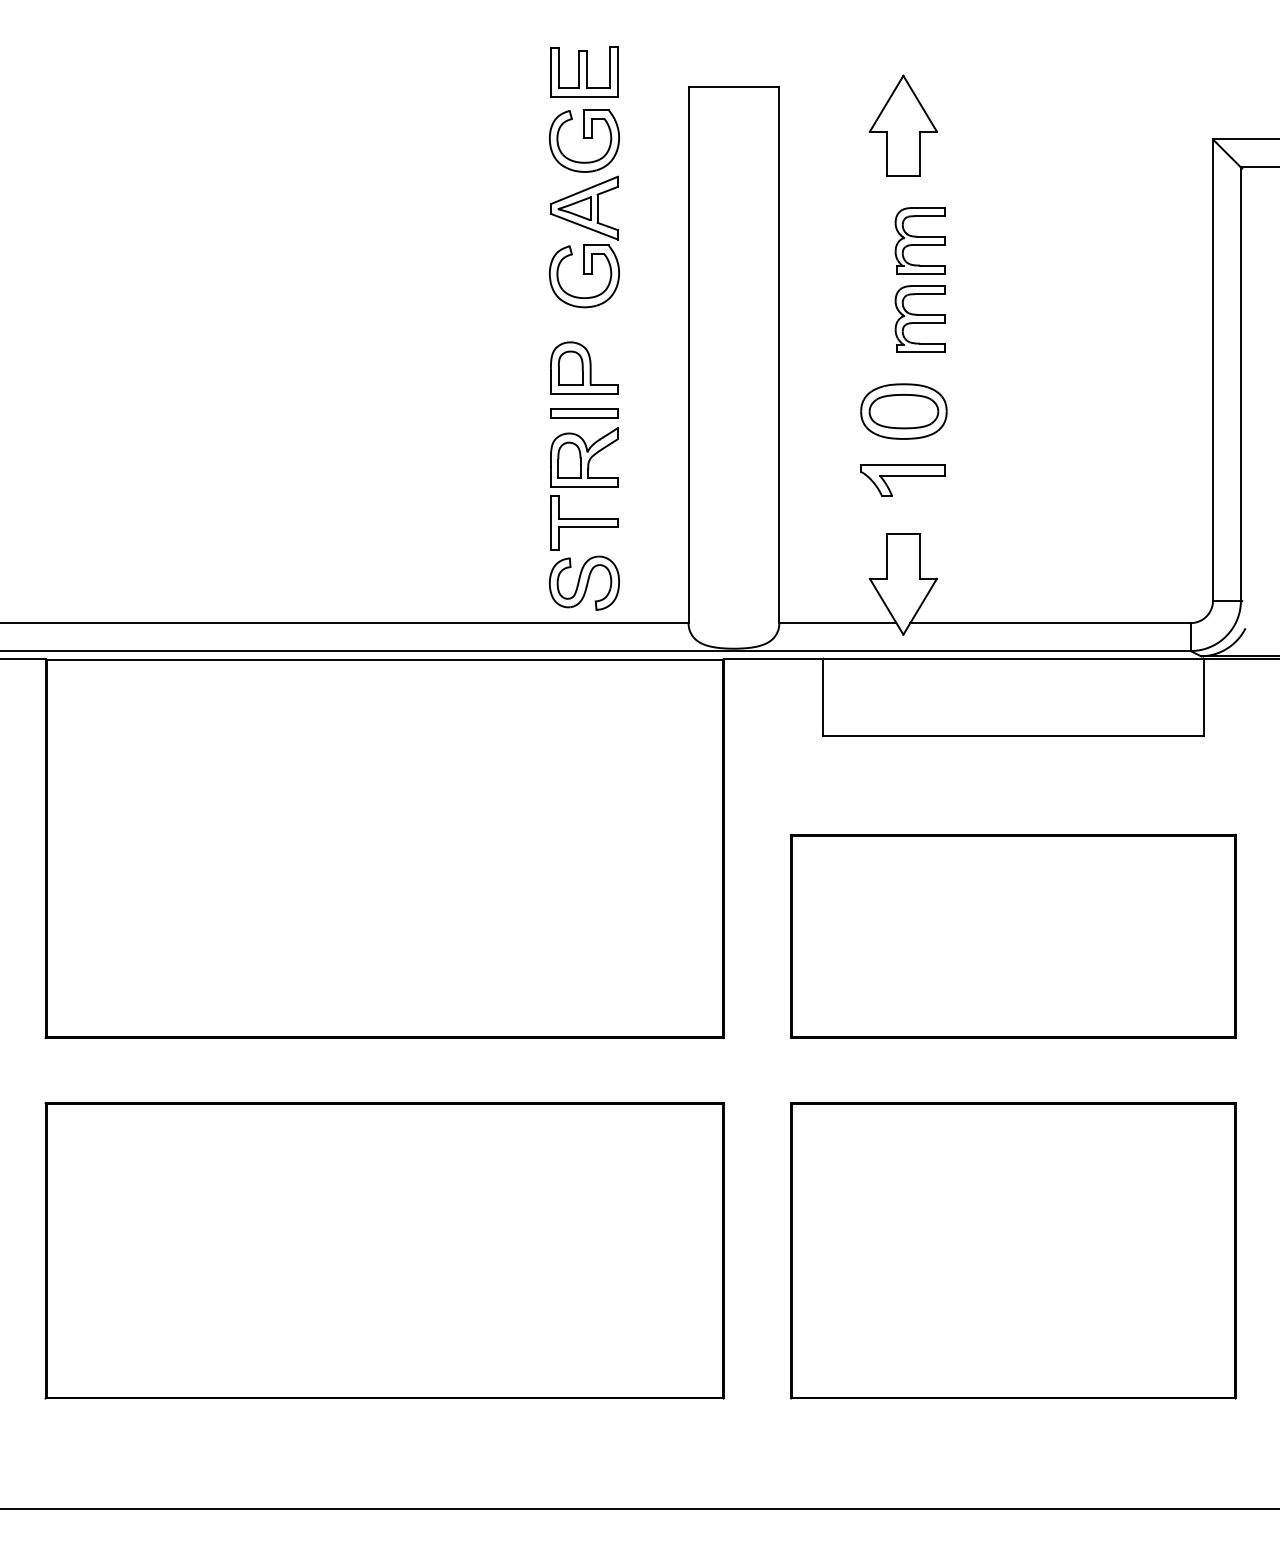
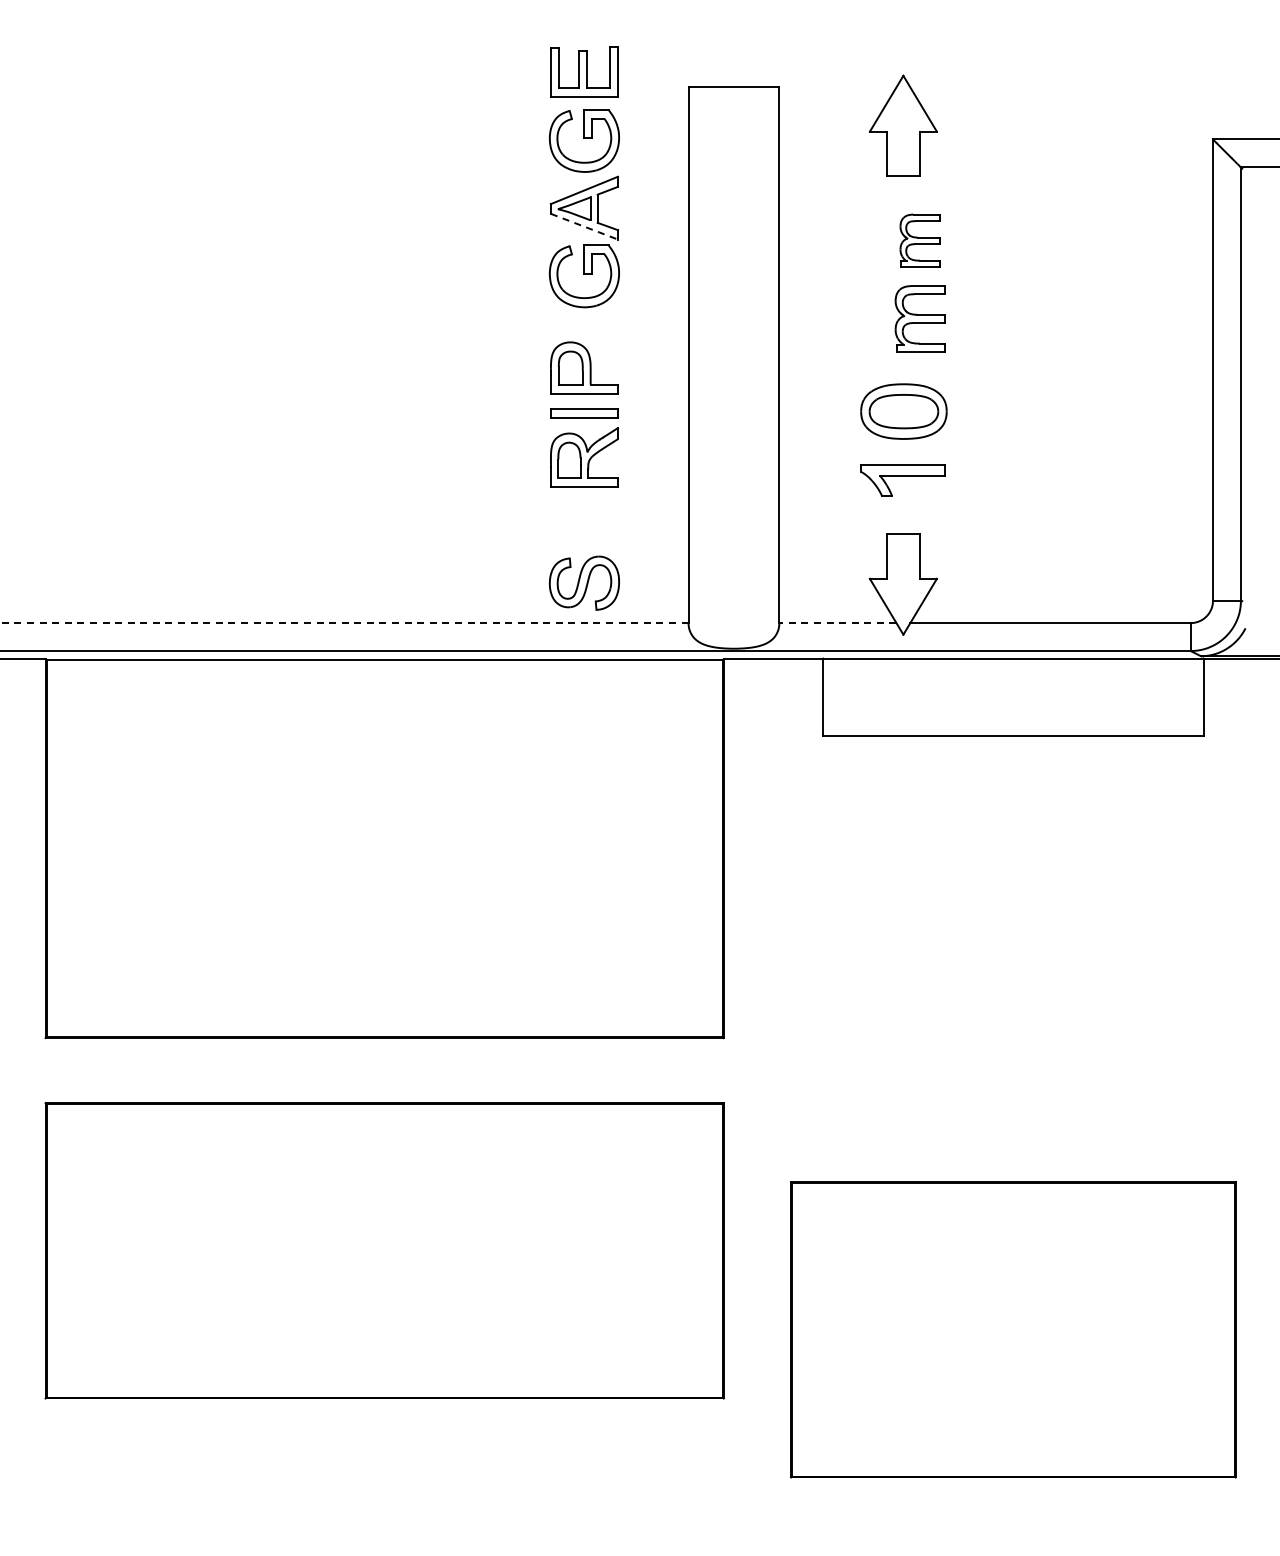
line: solid -> dashed (584, 226)
part size: 52x68 px -> 42x55 px (919, 240)
part: present -> none (584, 522)
line: solid -> dashed (344, 623)
line: solid -> dashed (837, 623)
part: present -> none (1013, 936)
part position: (1013, 1250) -> (1013, 1329) (1013, 1329)
line: present -> none (639, 1509)
